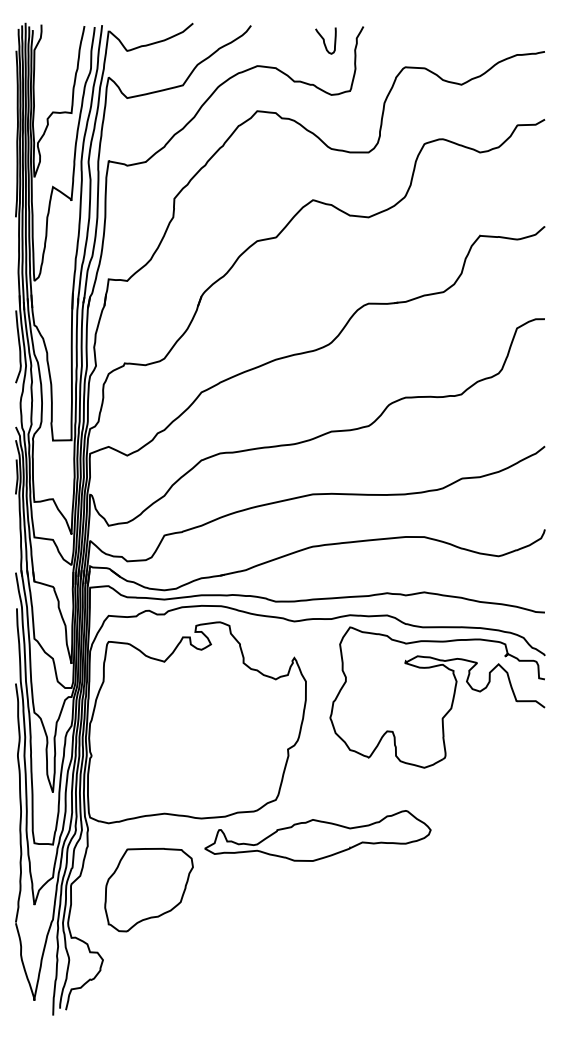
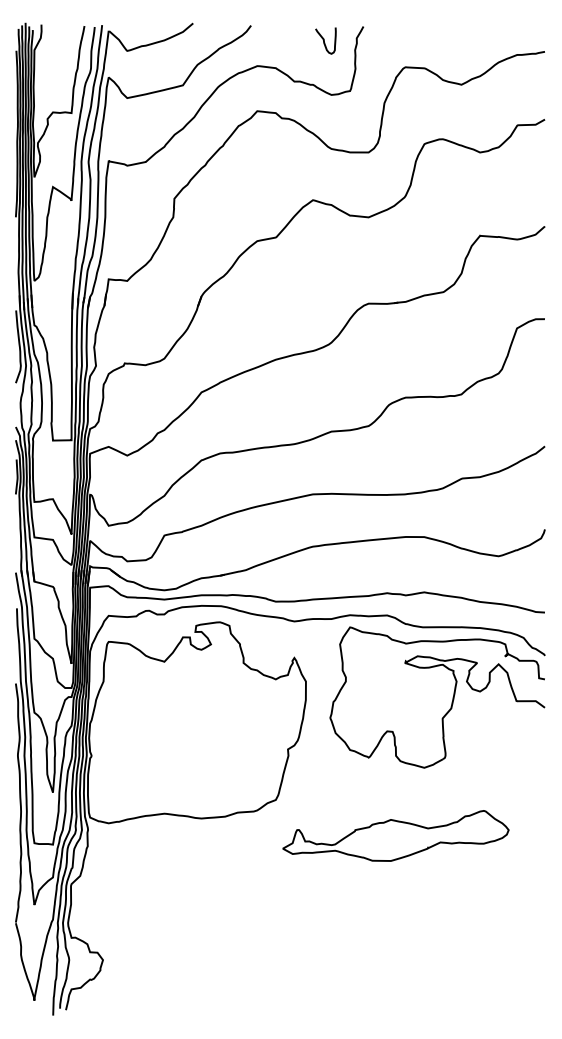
part position: (317, 835) -> (395, 835) (395, 835)
part: present -> none (148, 889)
